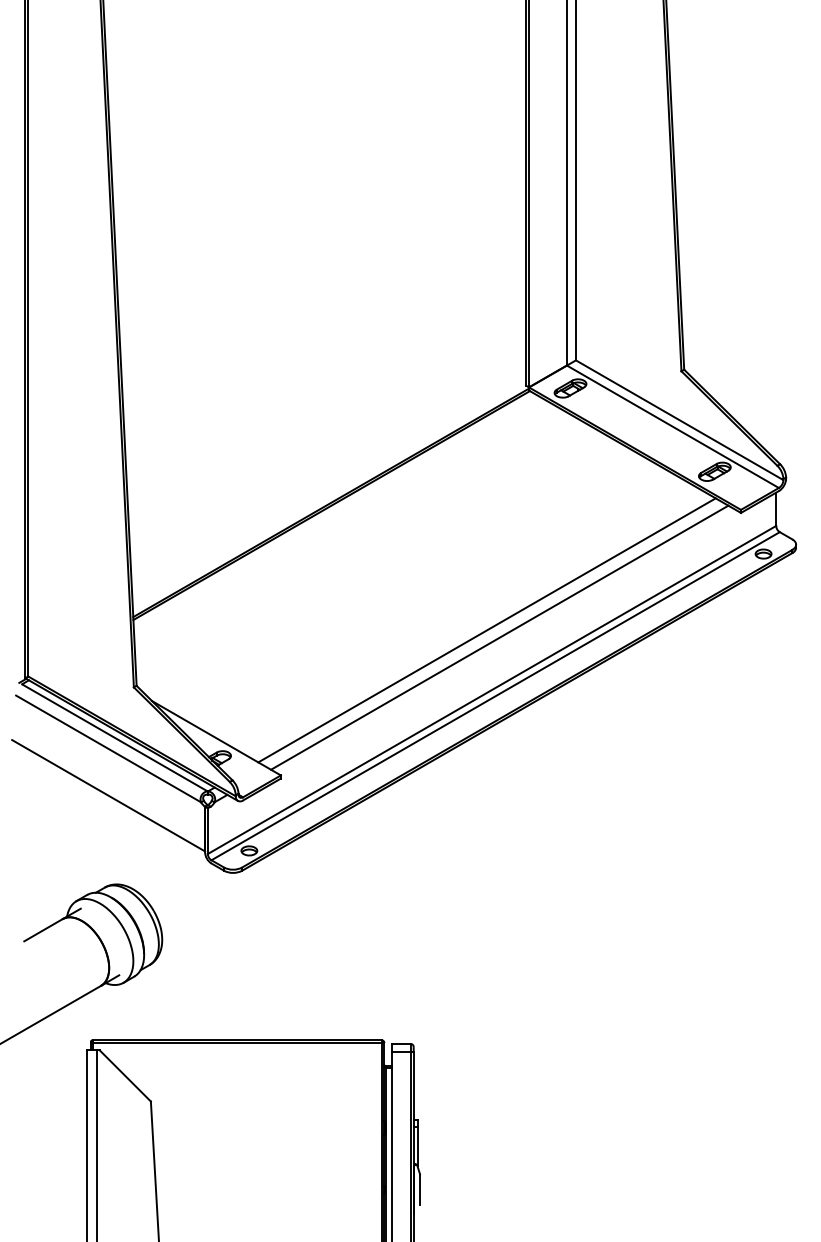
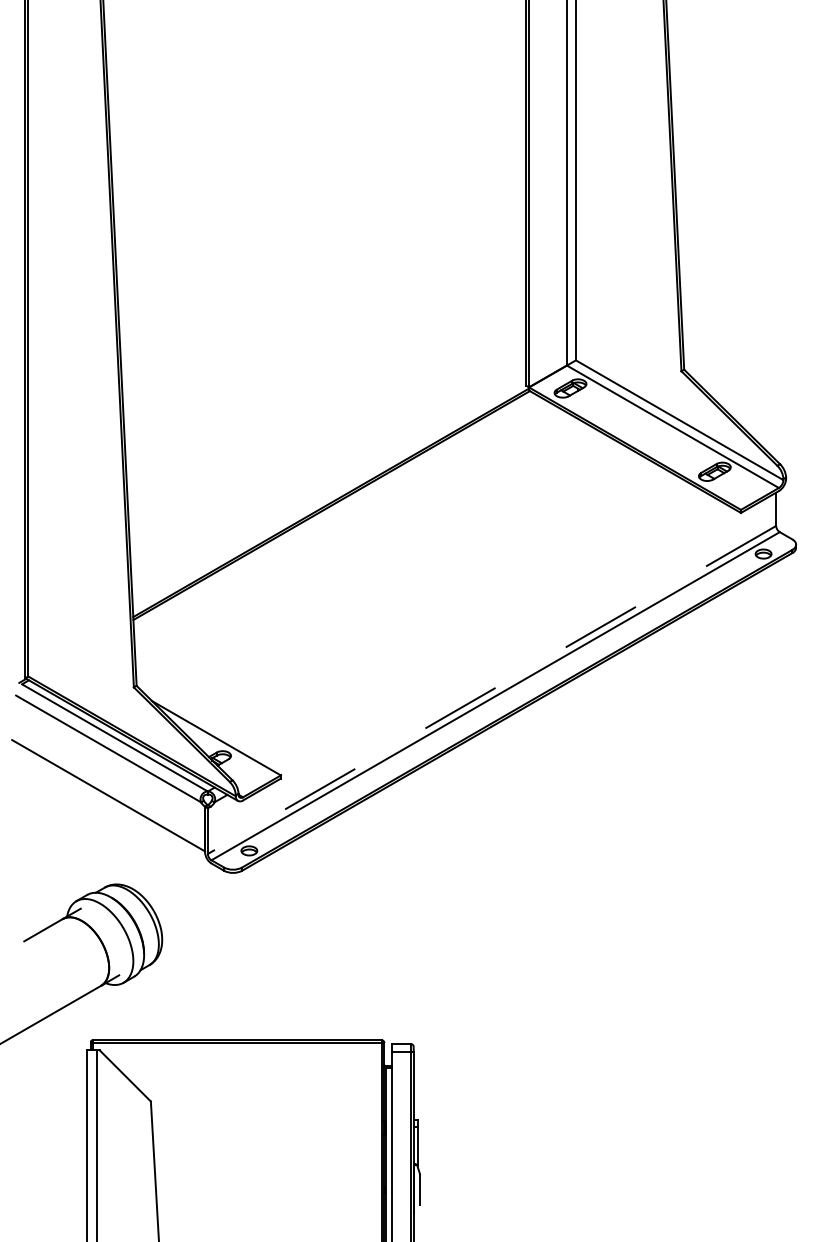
line: present -> none (486, 630)
line: present -> none (499, 637)
line: solid -> dashed (491, 690)
